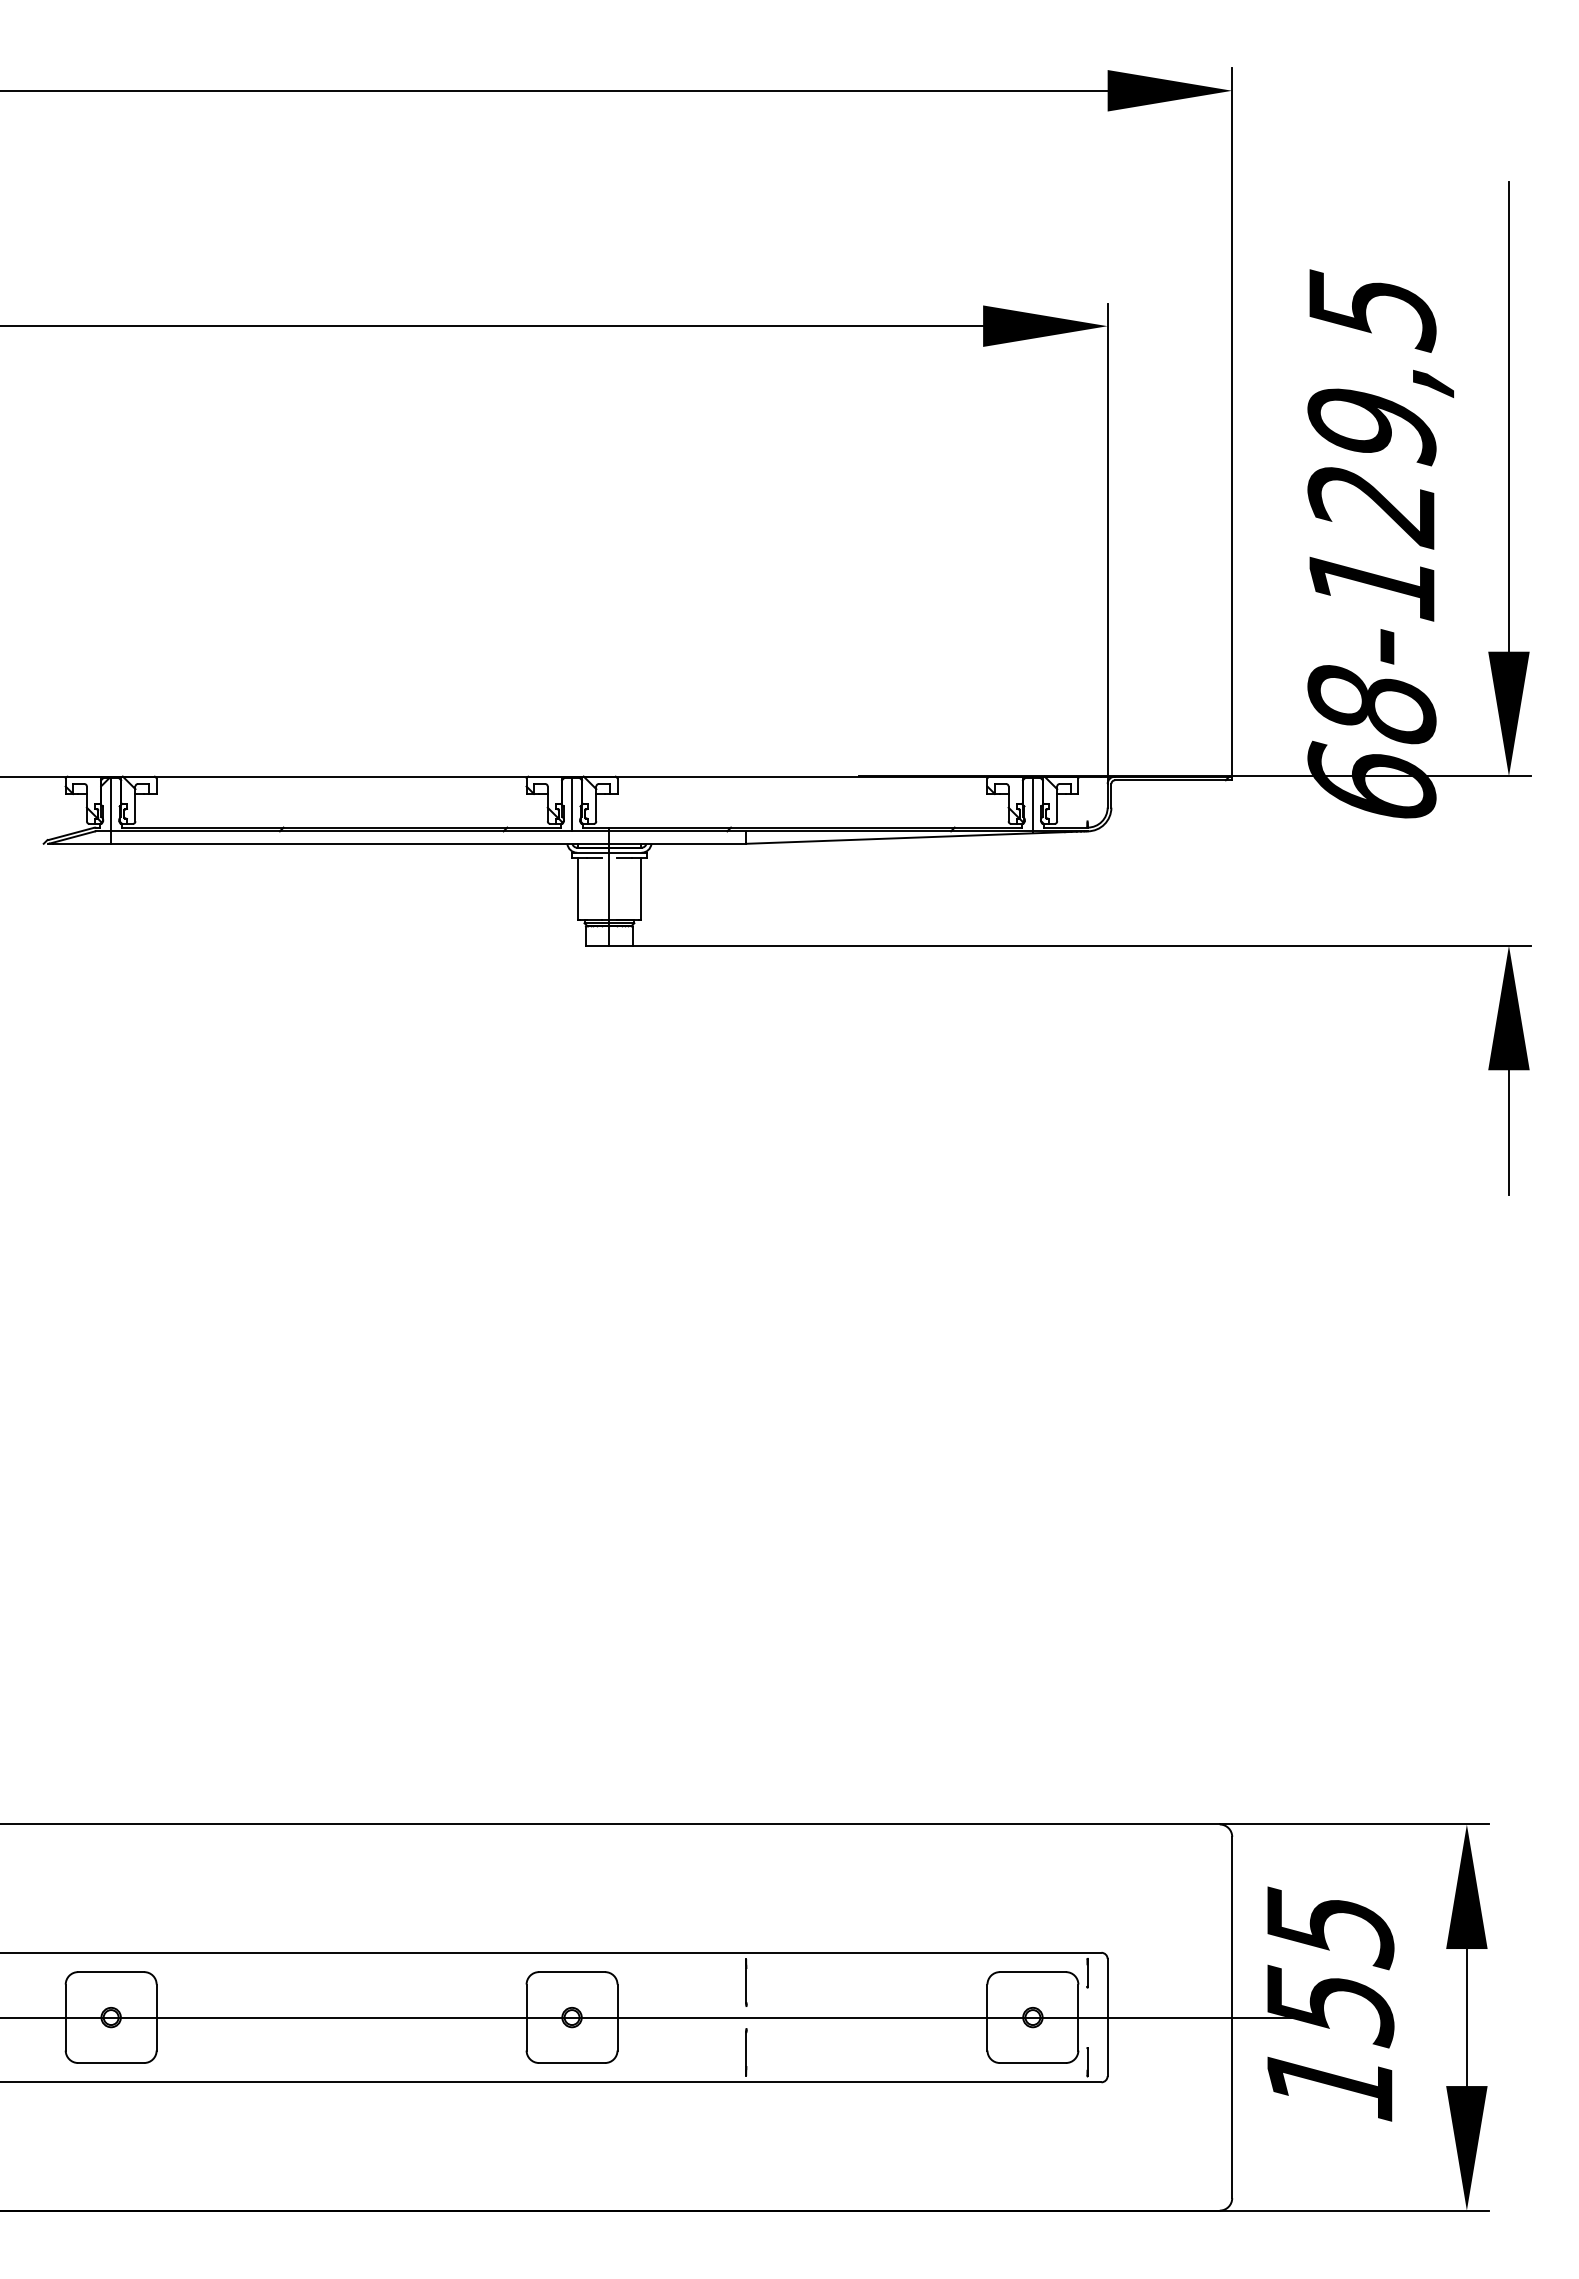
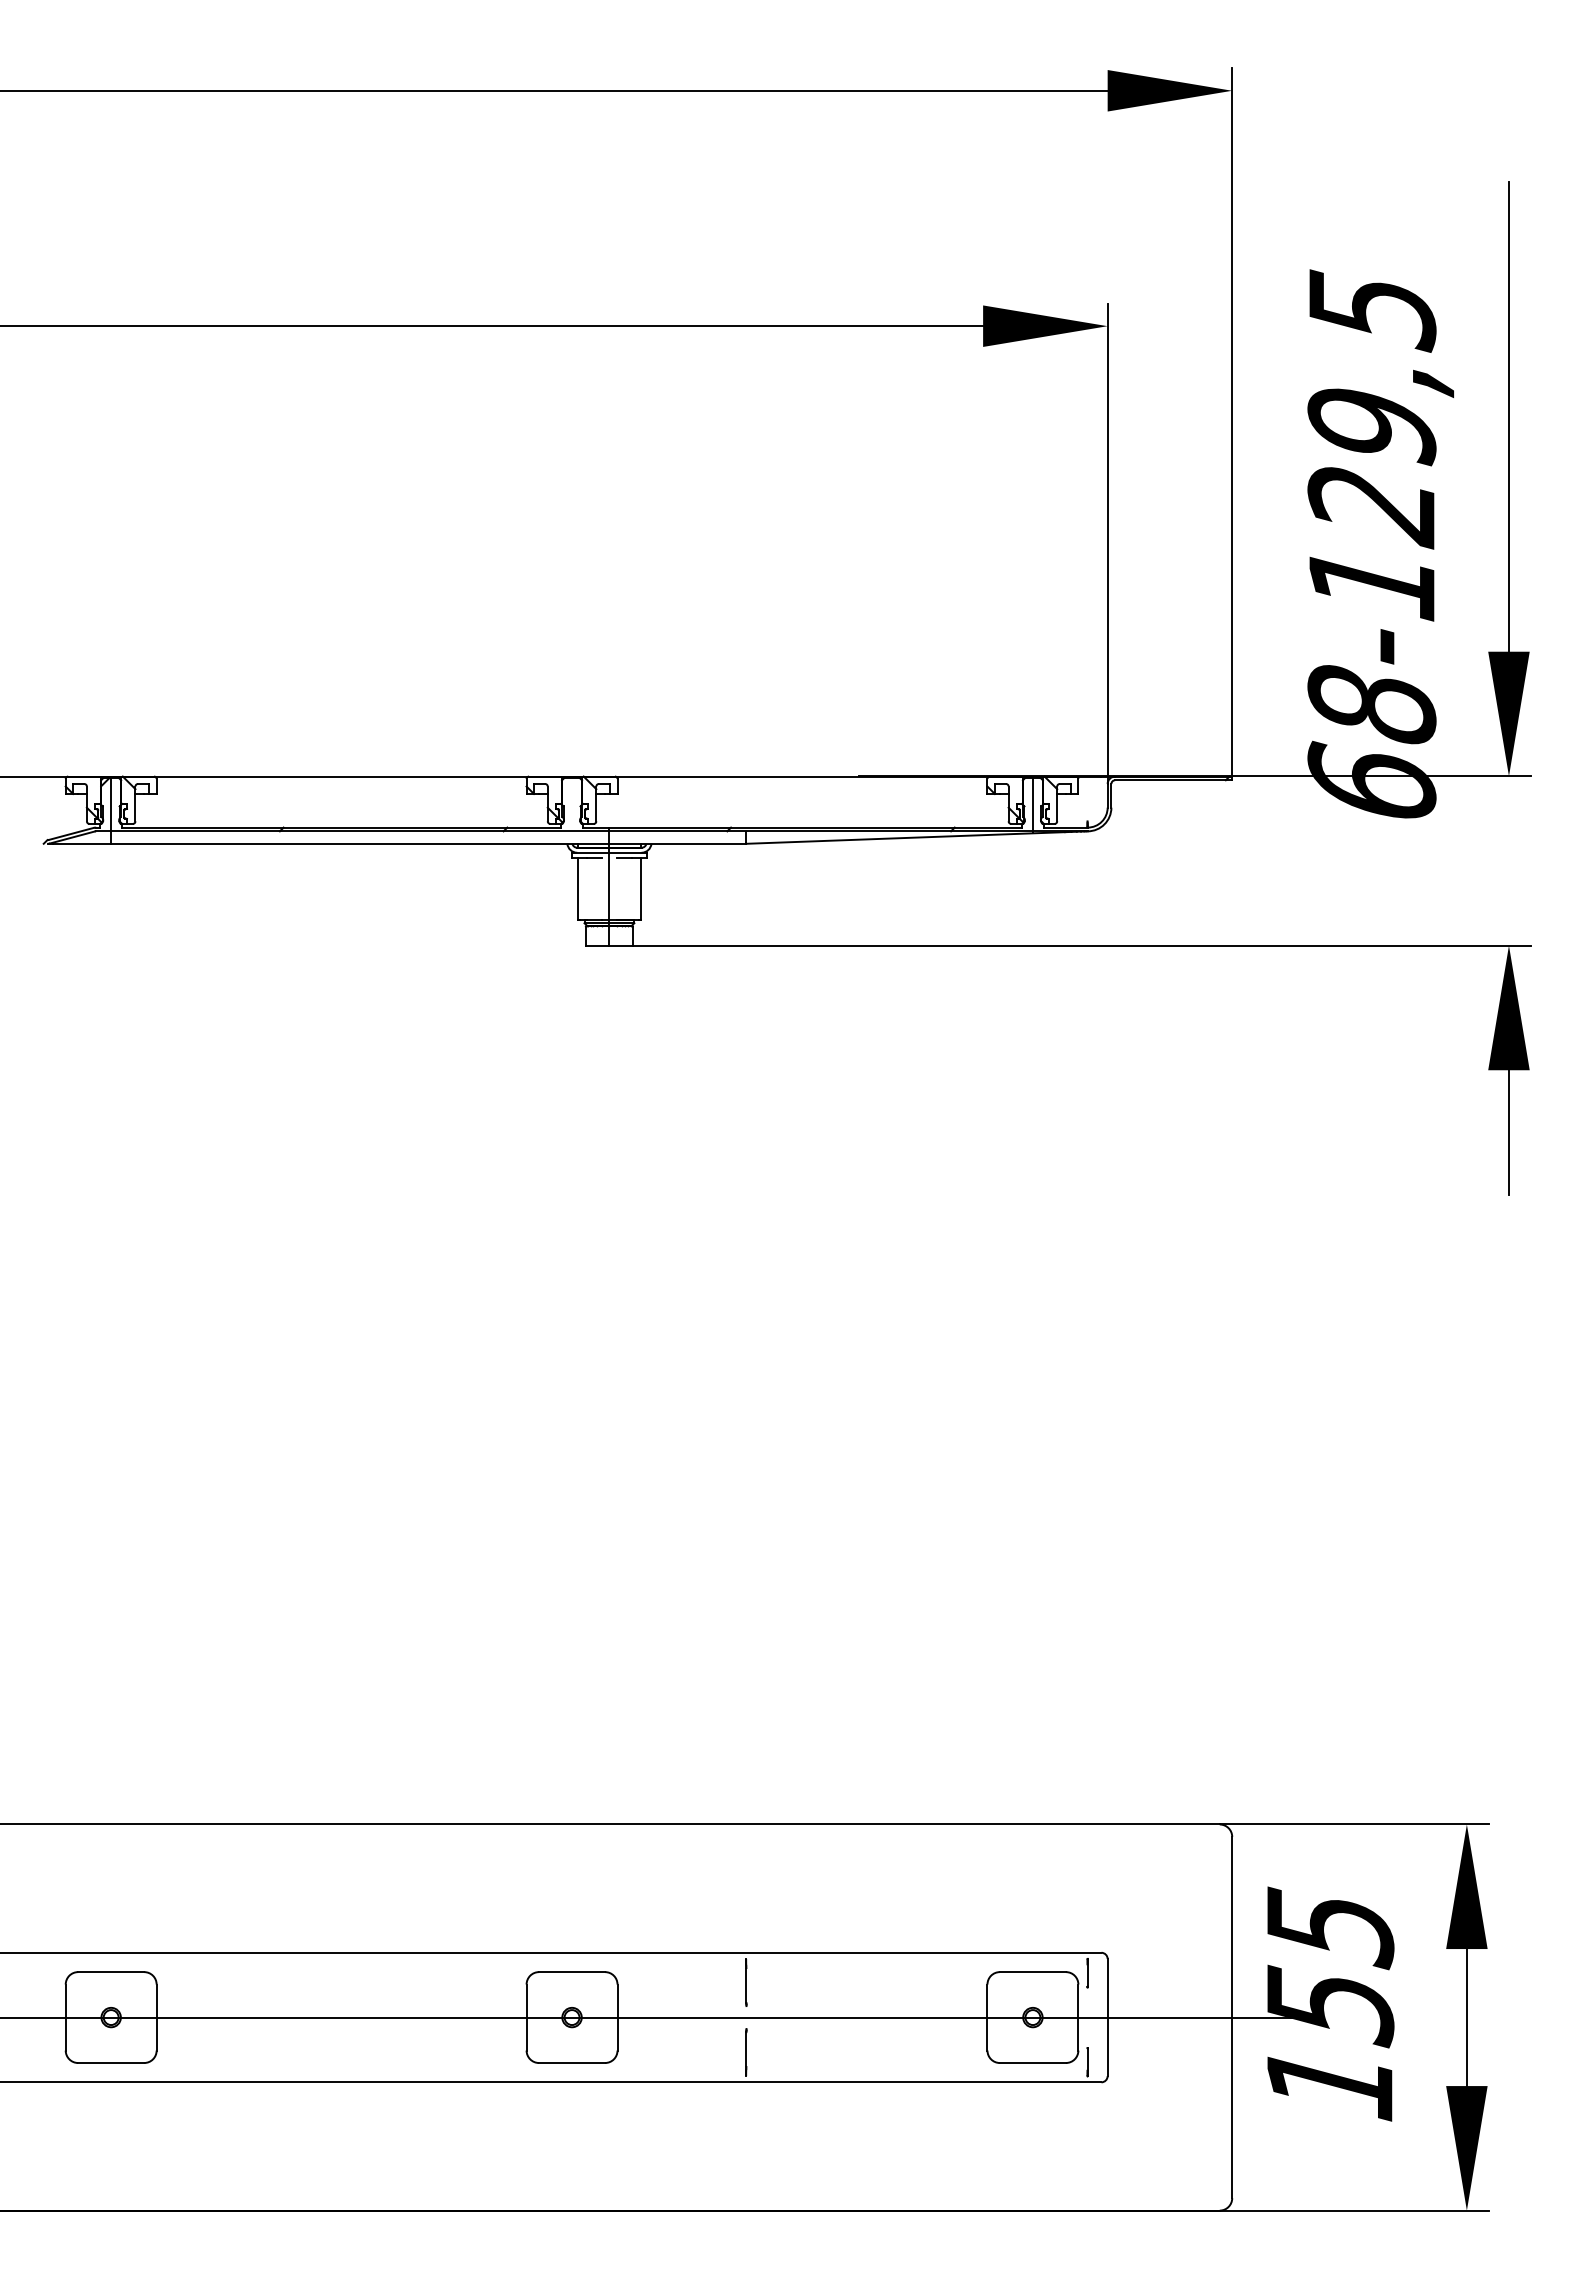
line: present -> none (572, 803)
